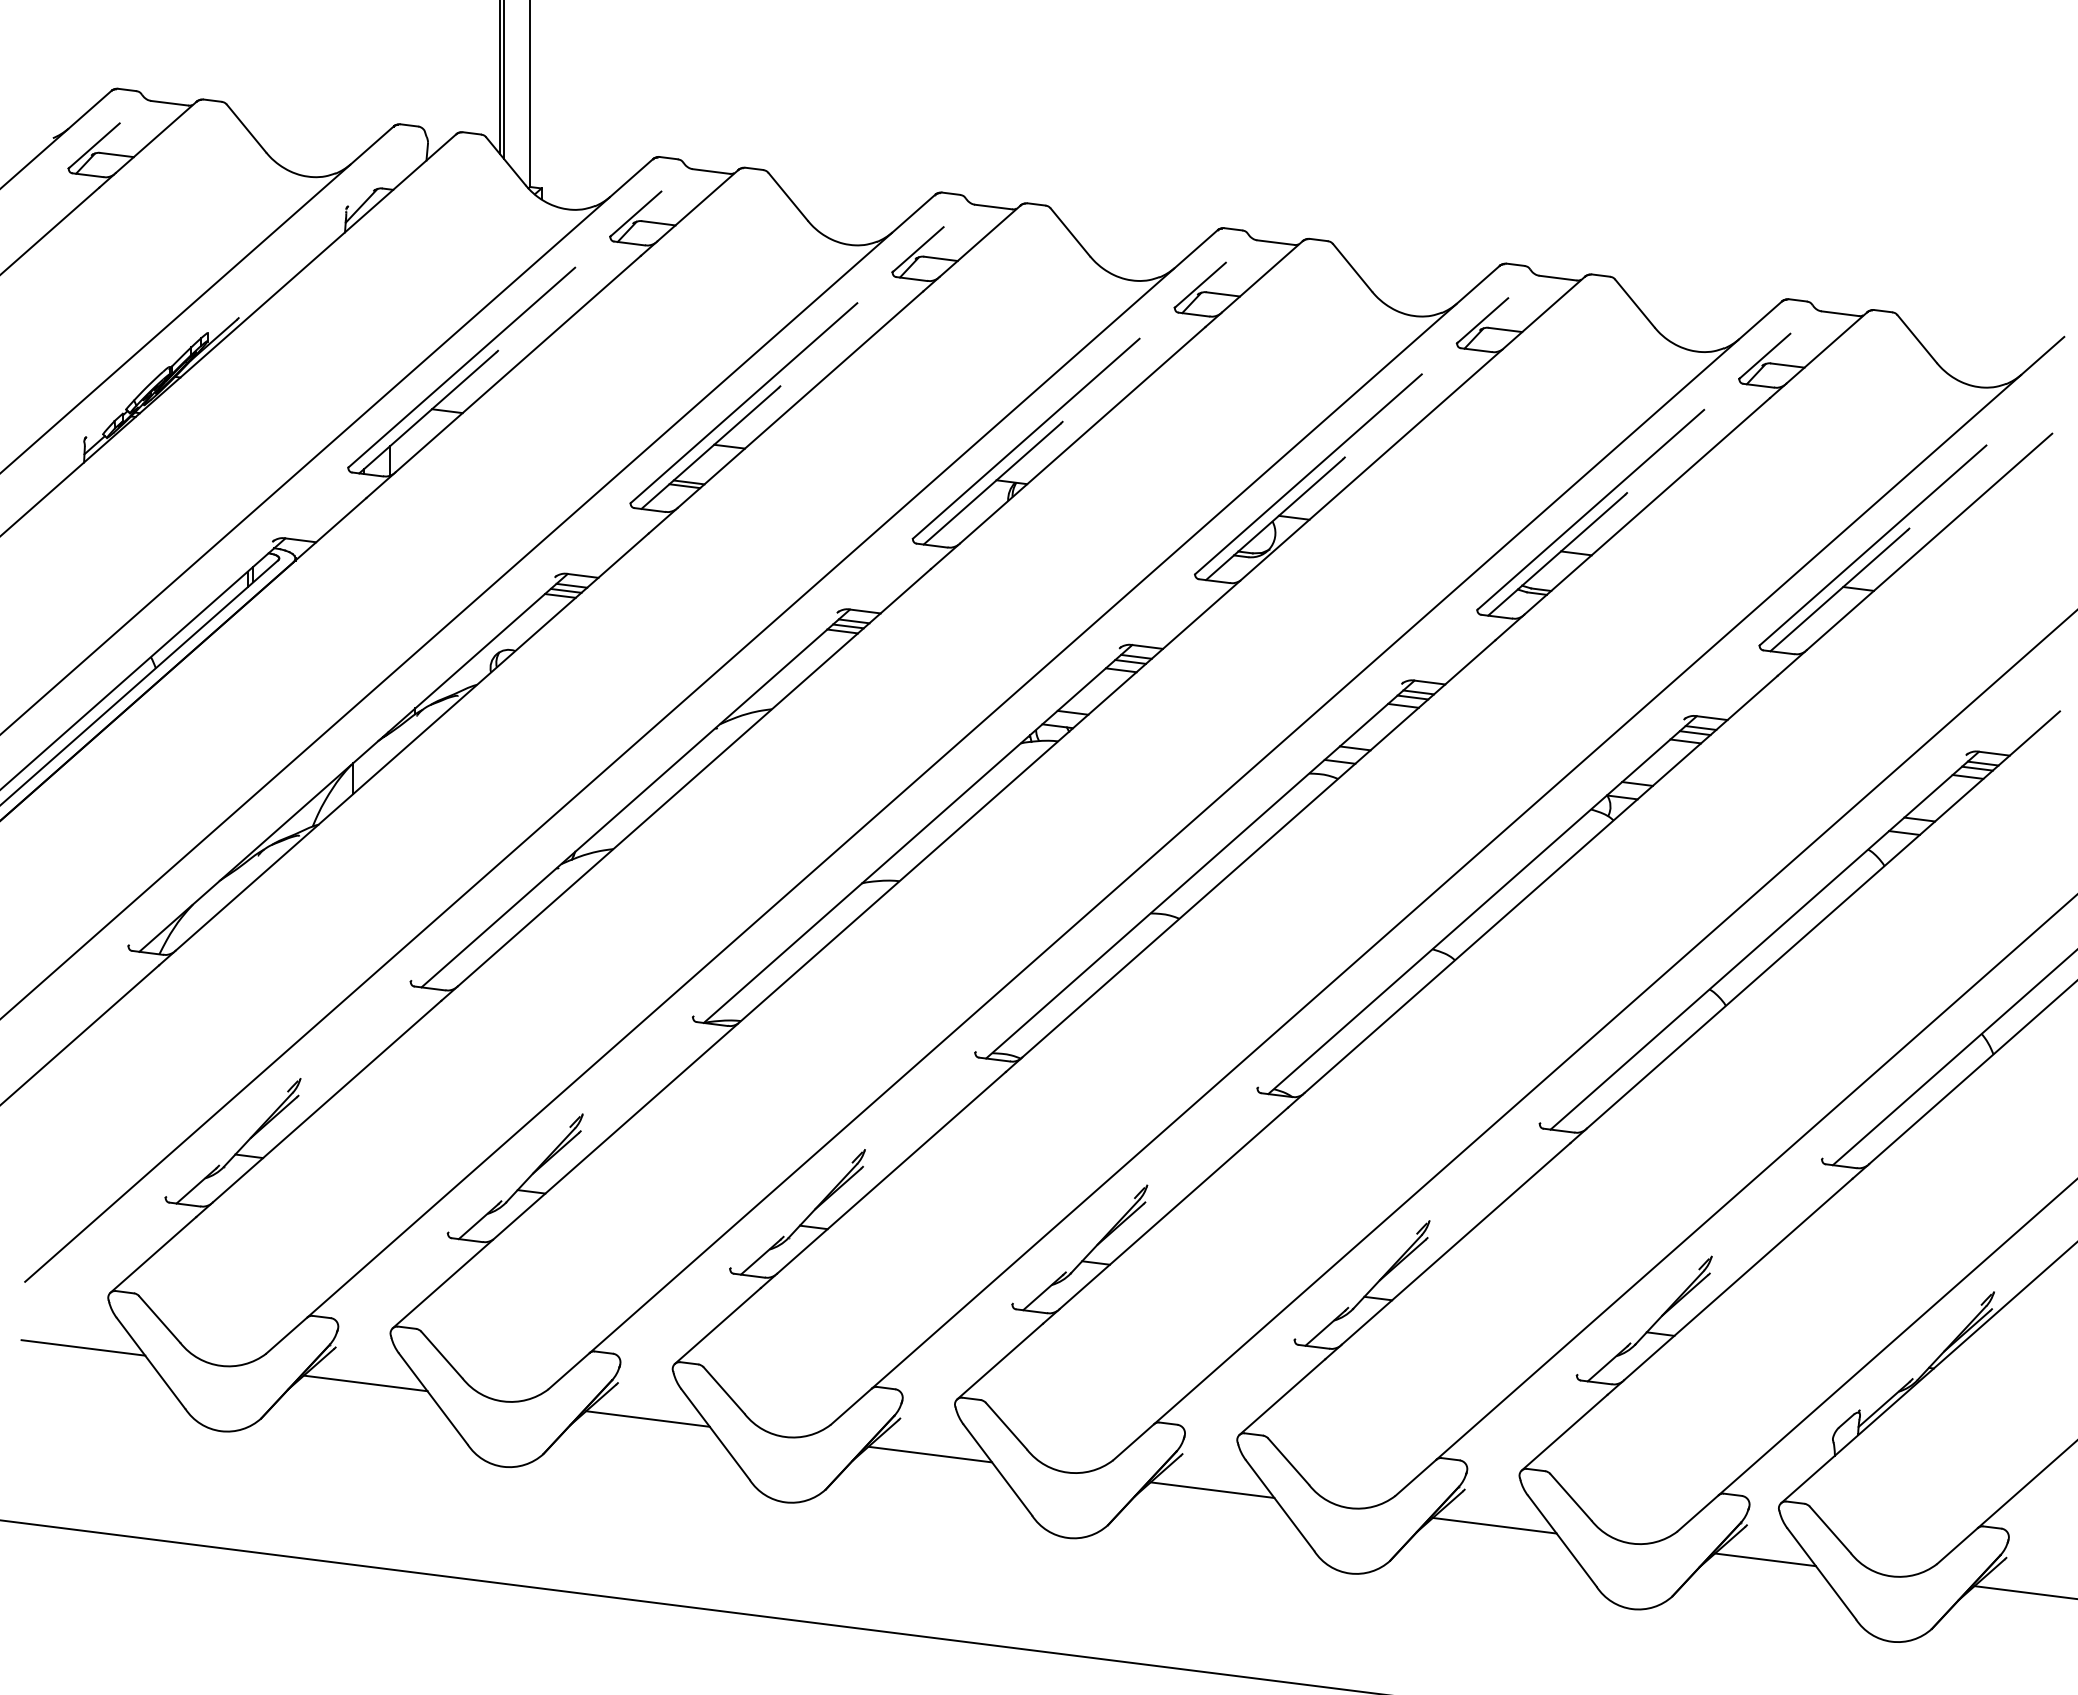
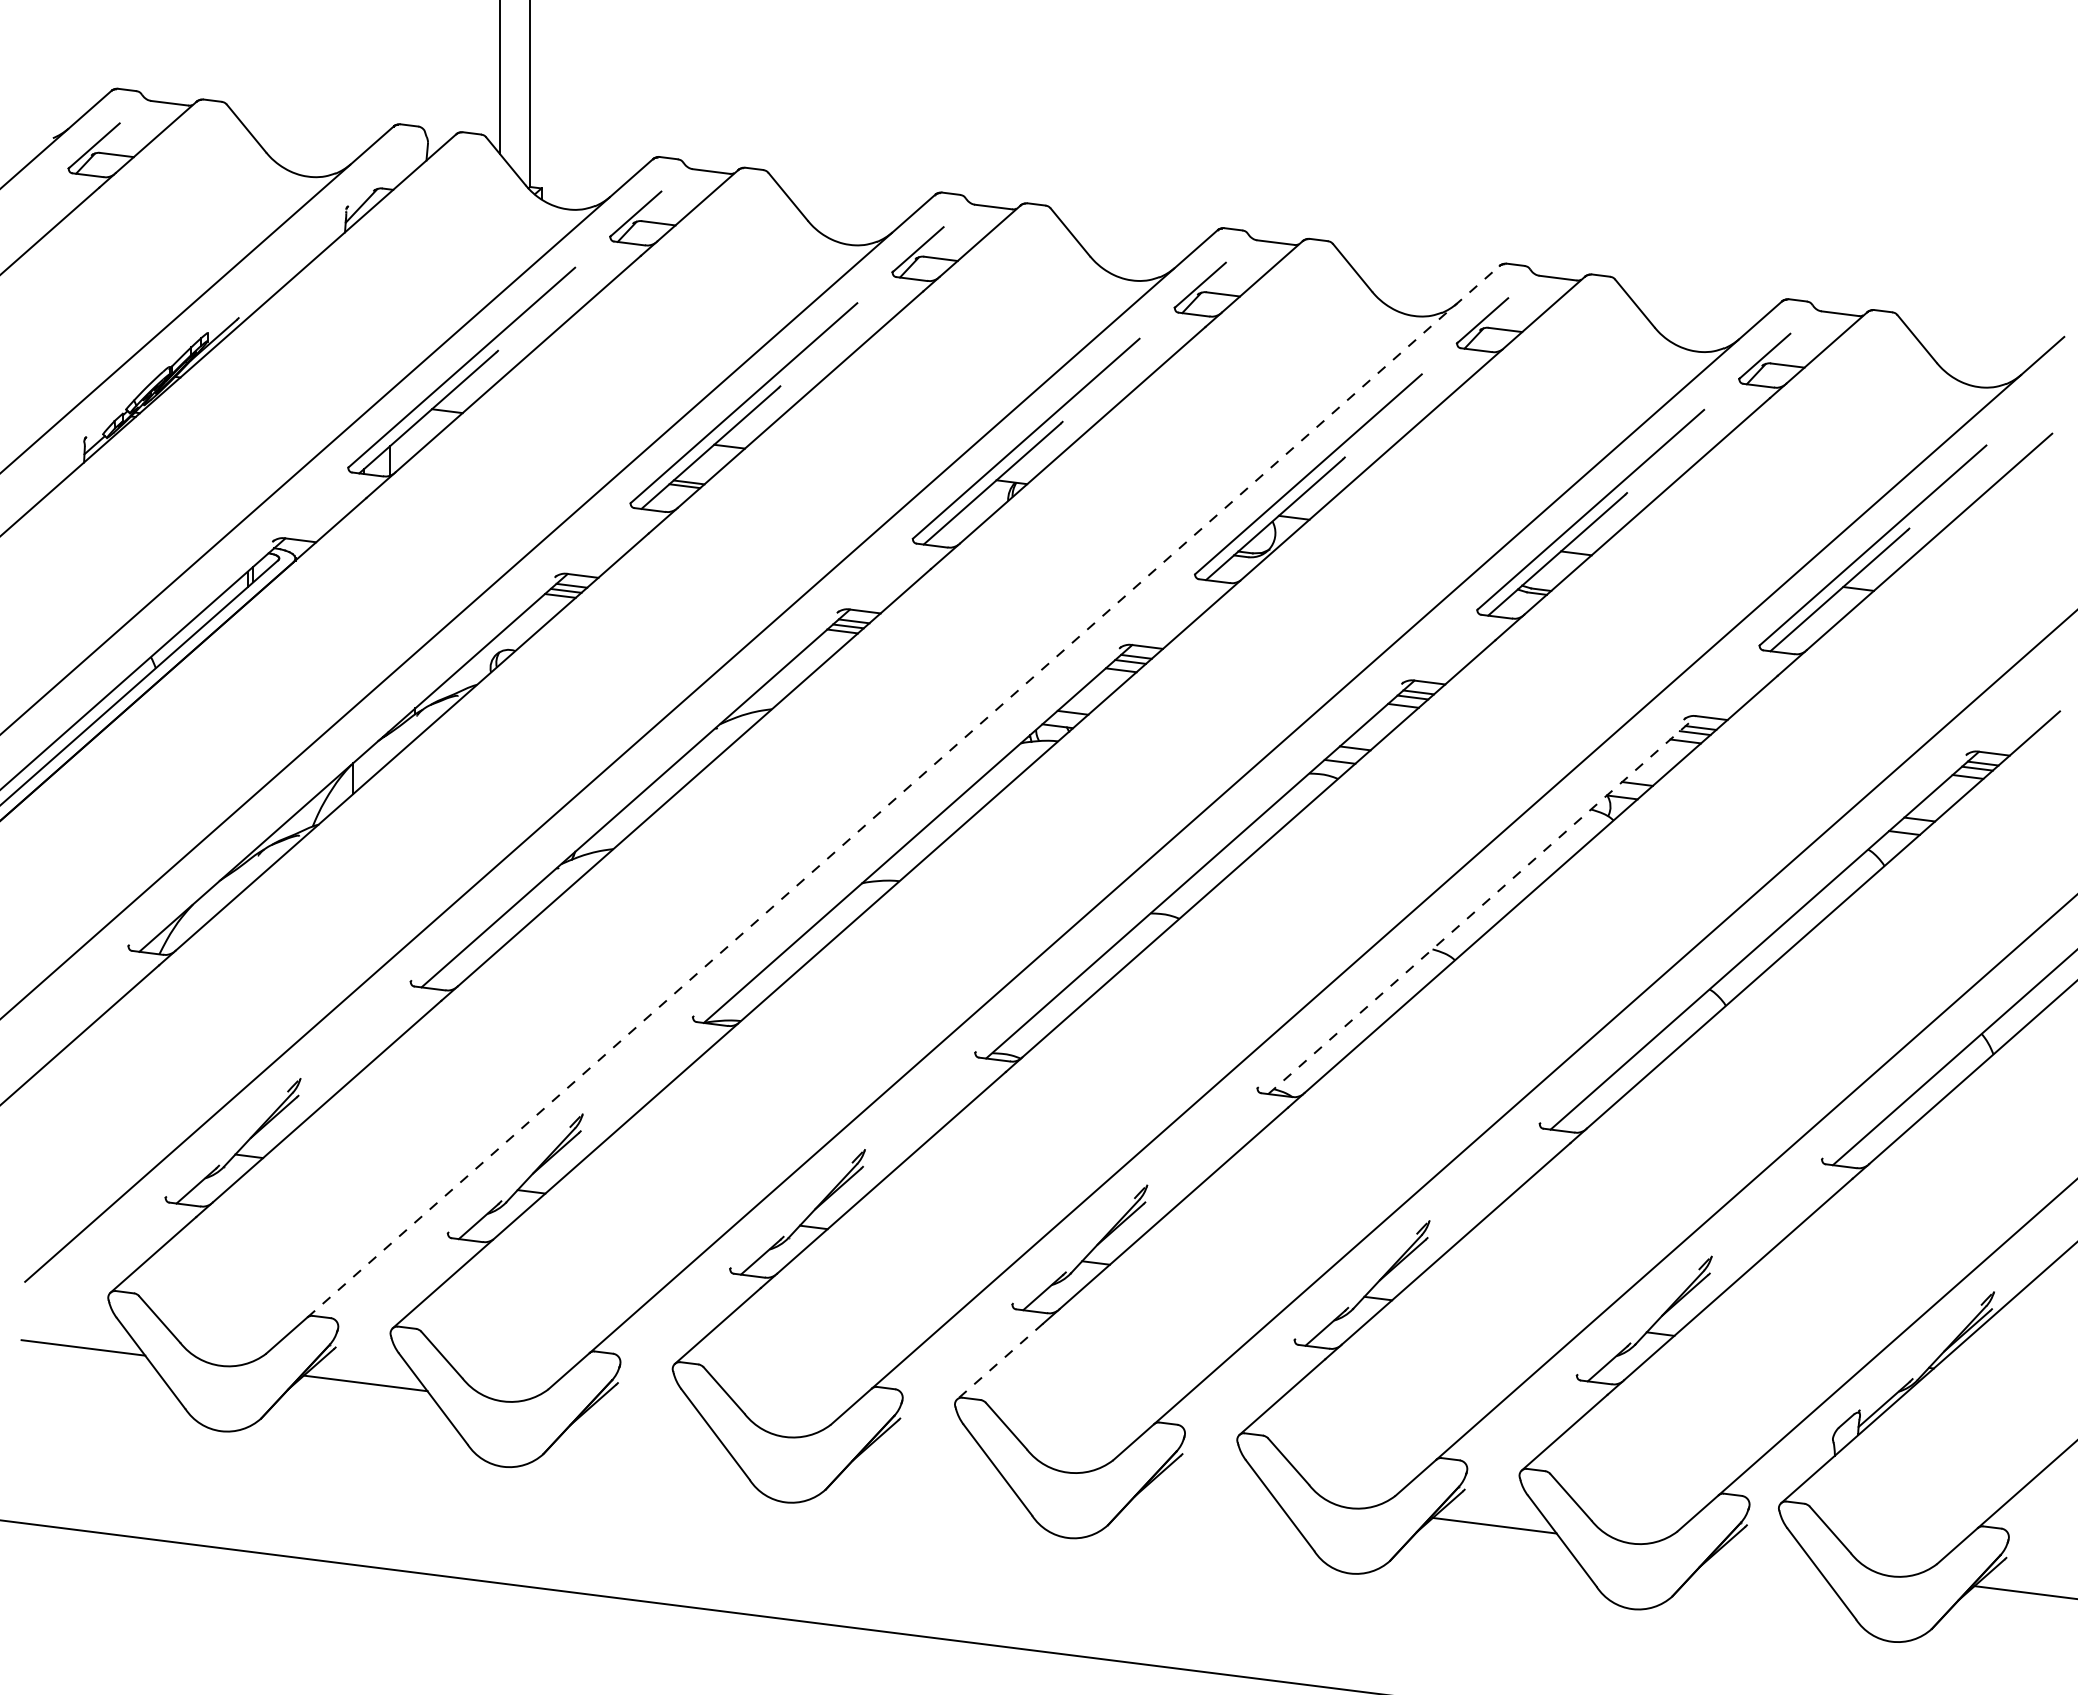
line: present -> none (503, 80)
line: solid -> dashed (903, 791)
line: solid -> dashed (1482, 905)
line: solid -> dashed (999, 1361)
line: present -> none (647, 1418)
line: present -> none (930, 1454)
line: present -> none (1212, 1489)
line: present -> none (1765, 1559)
